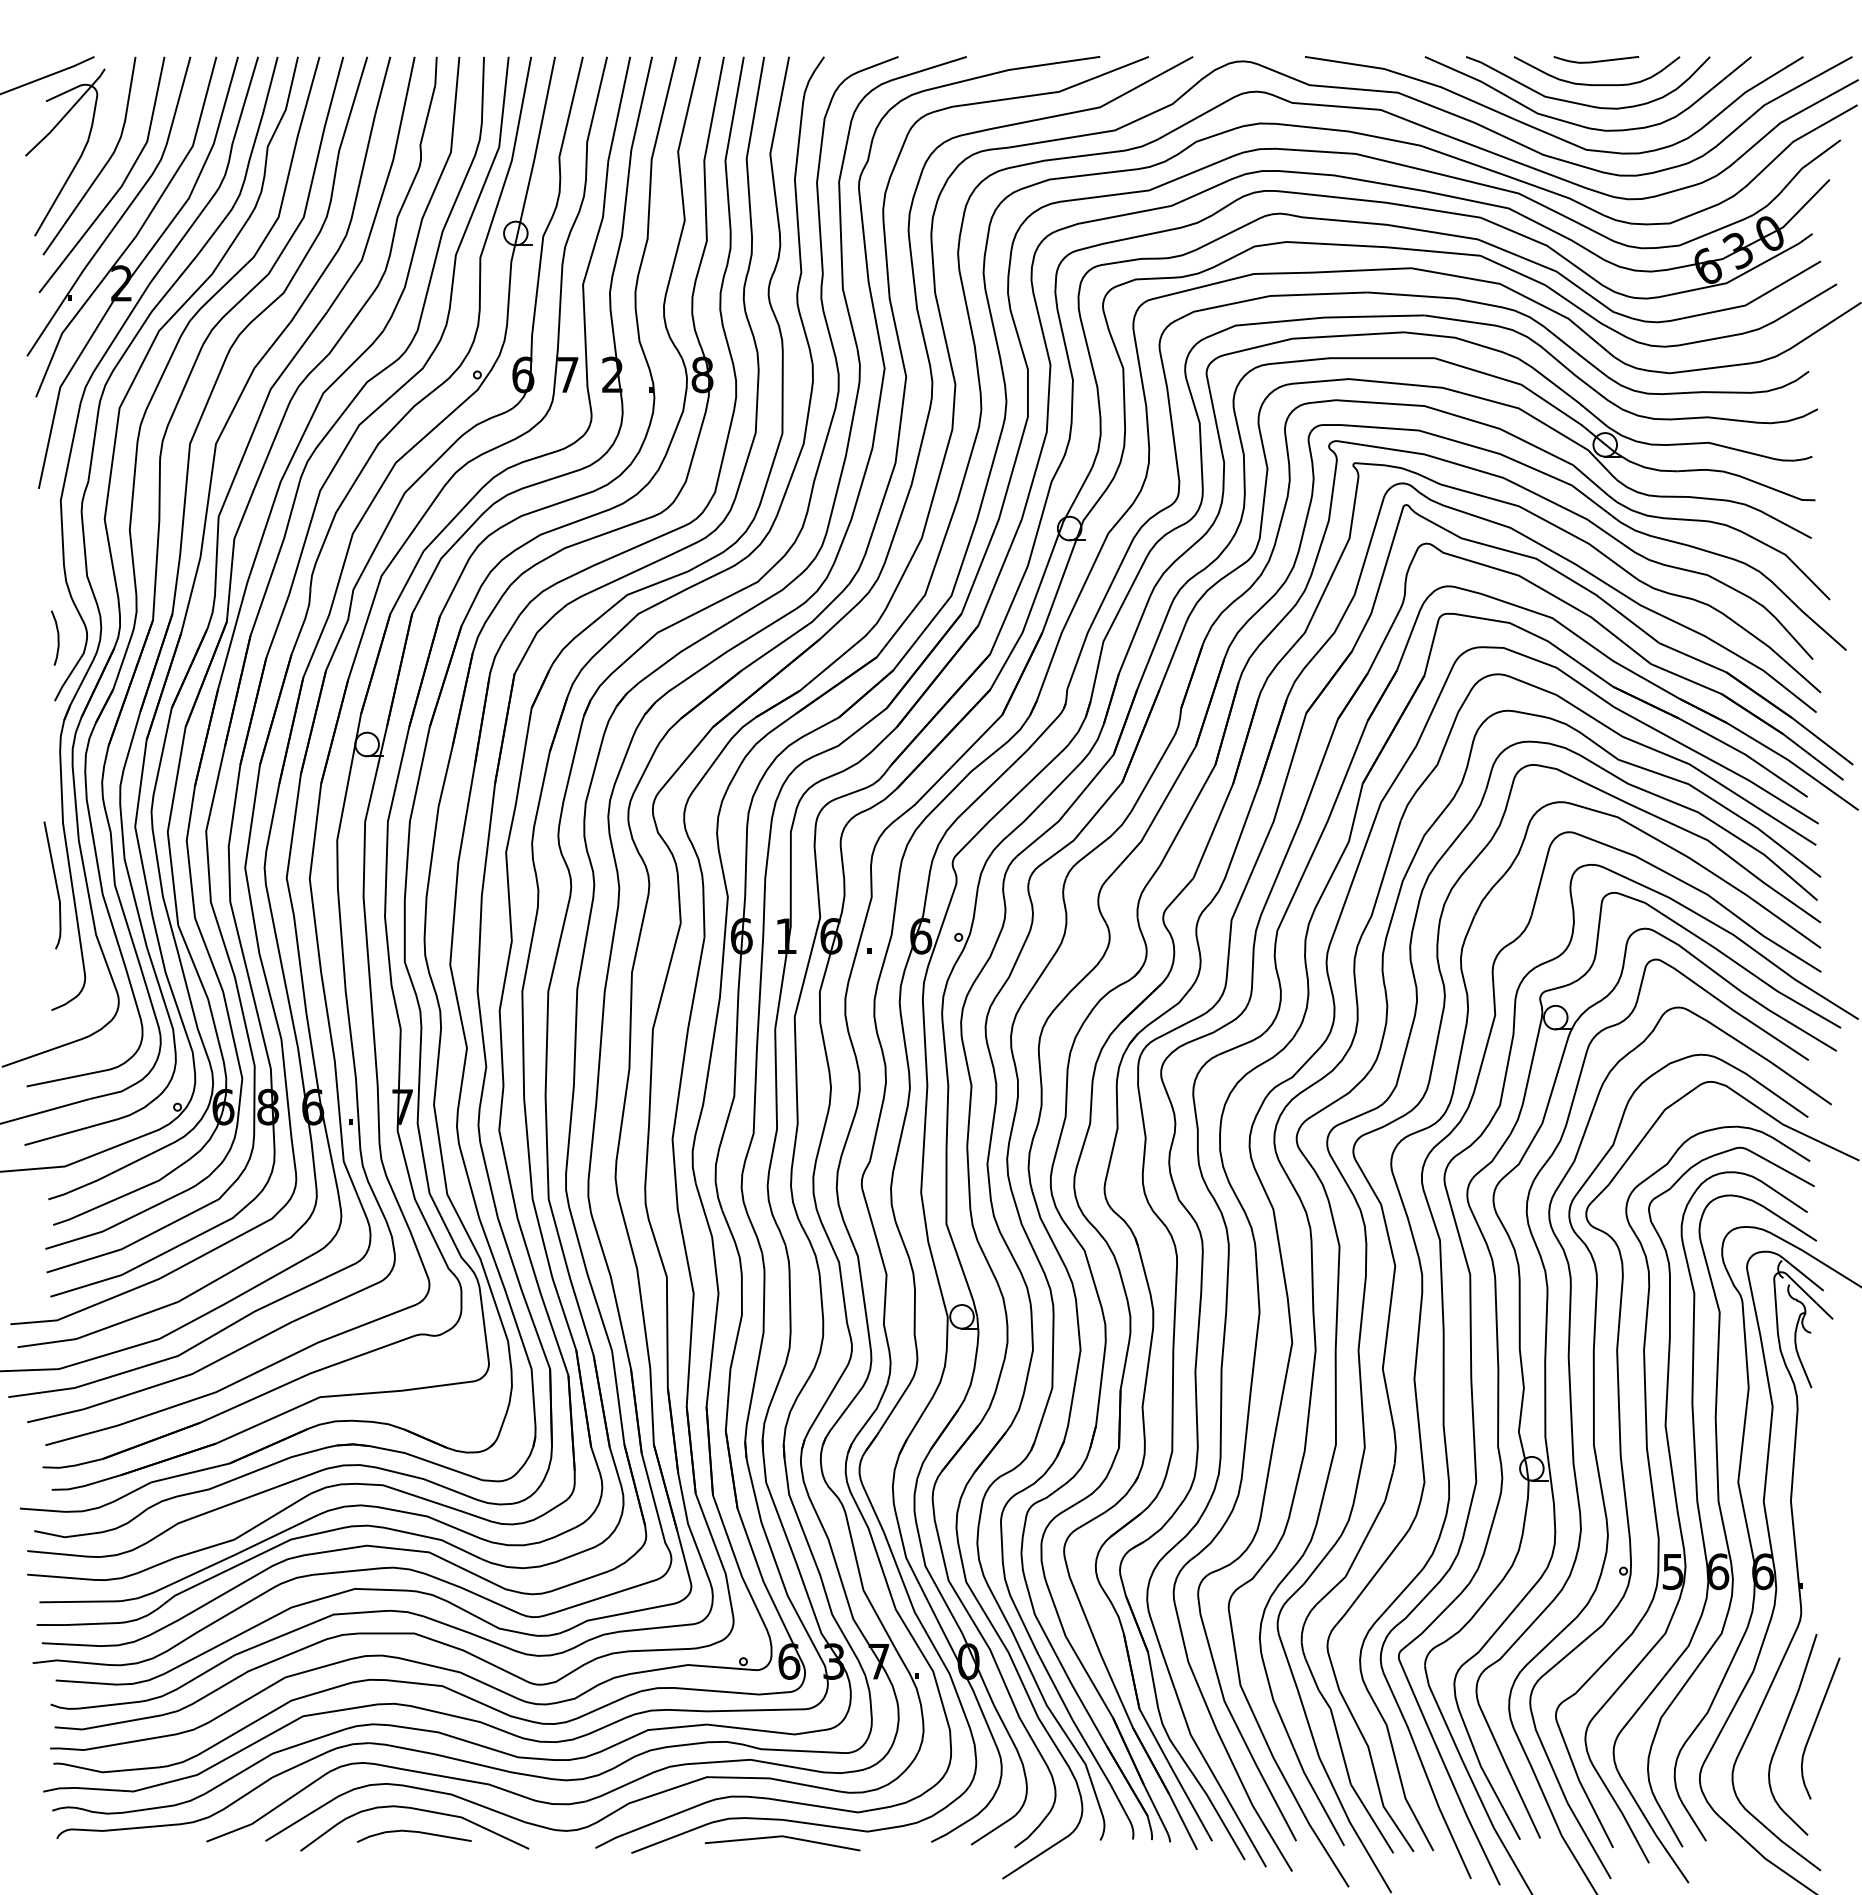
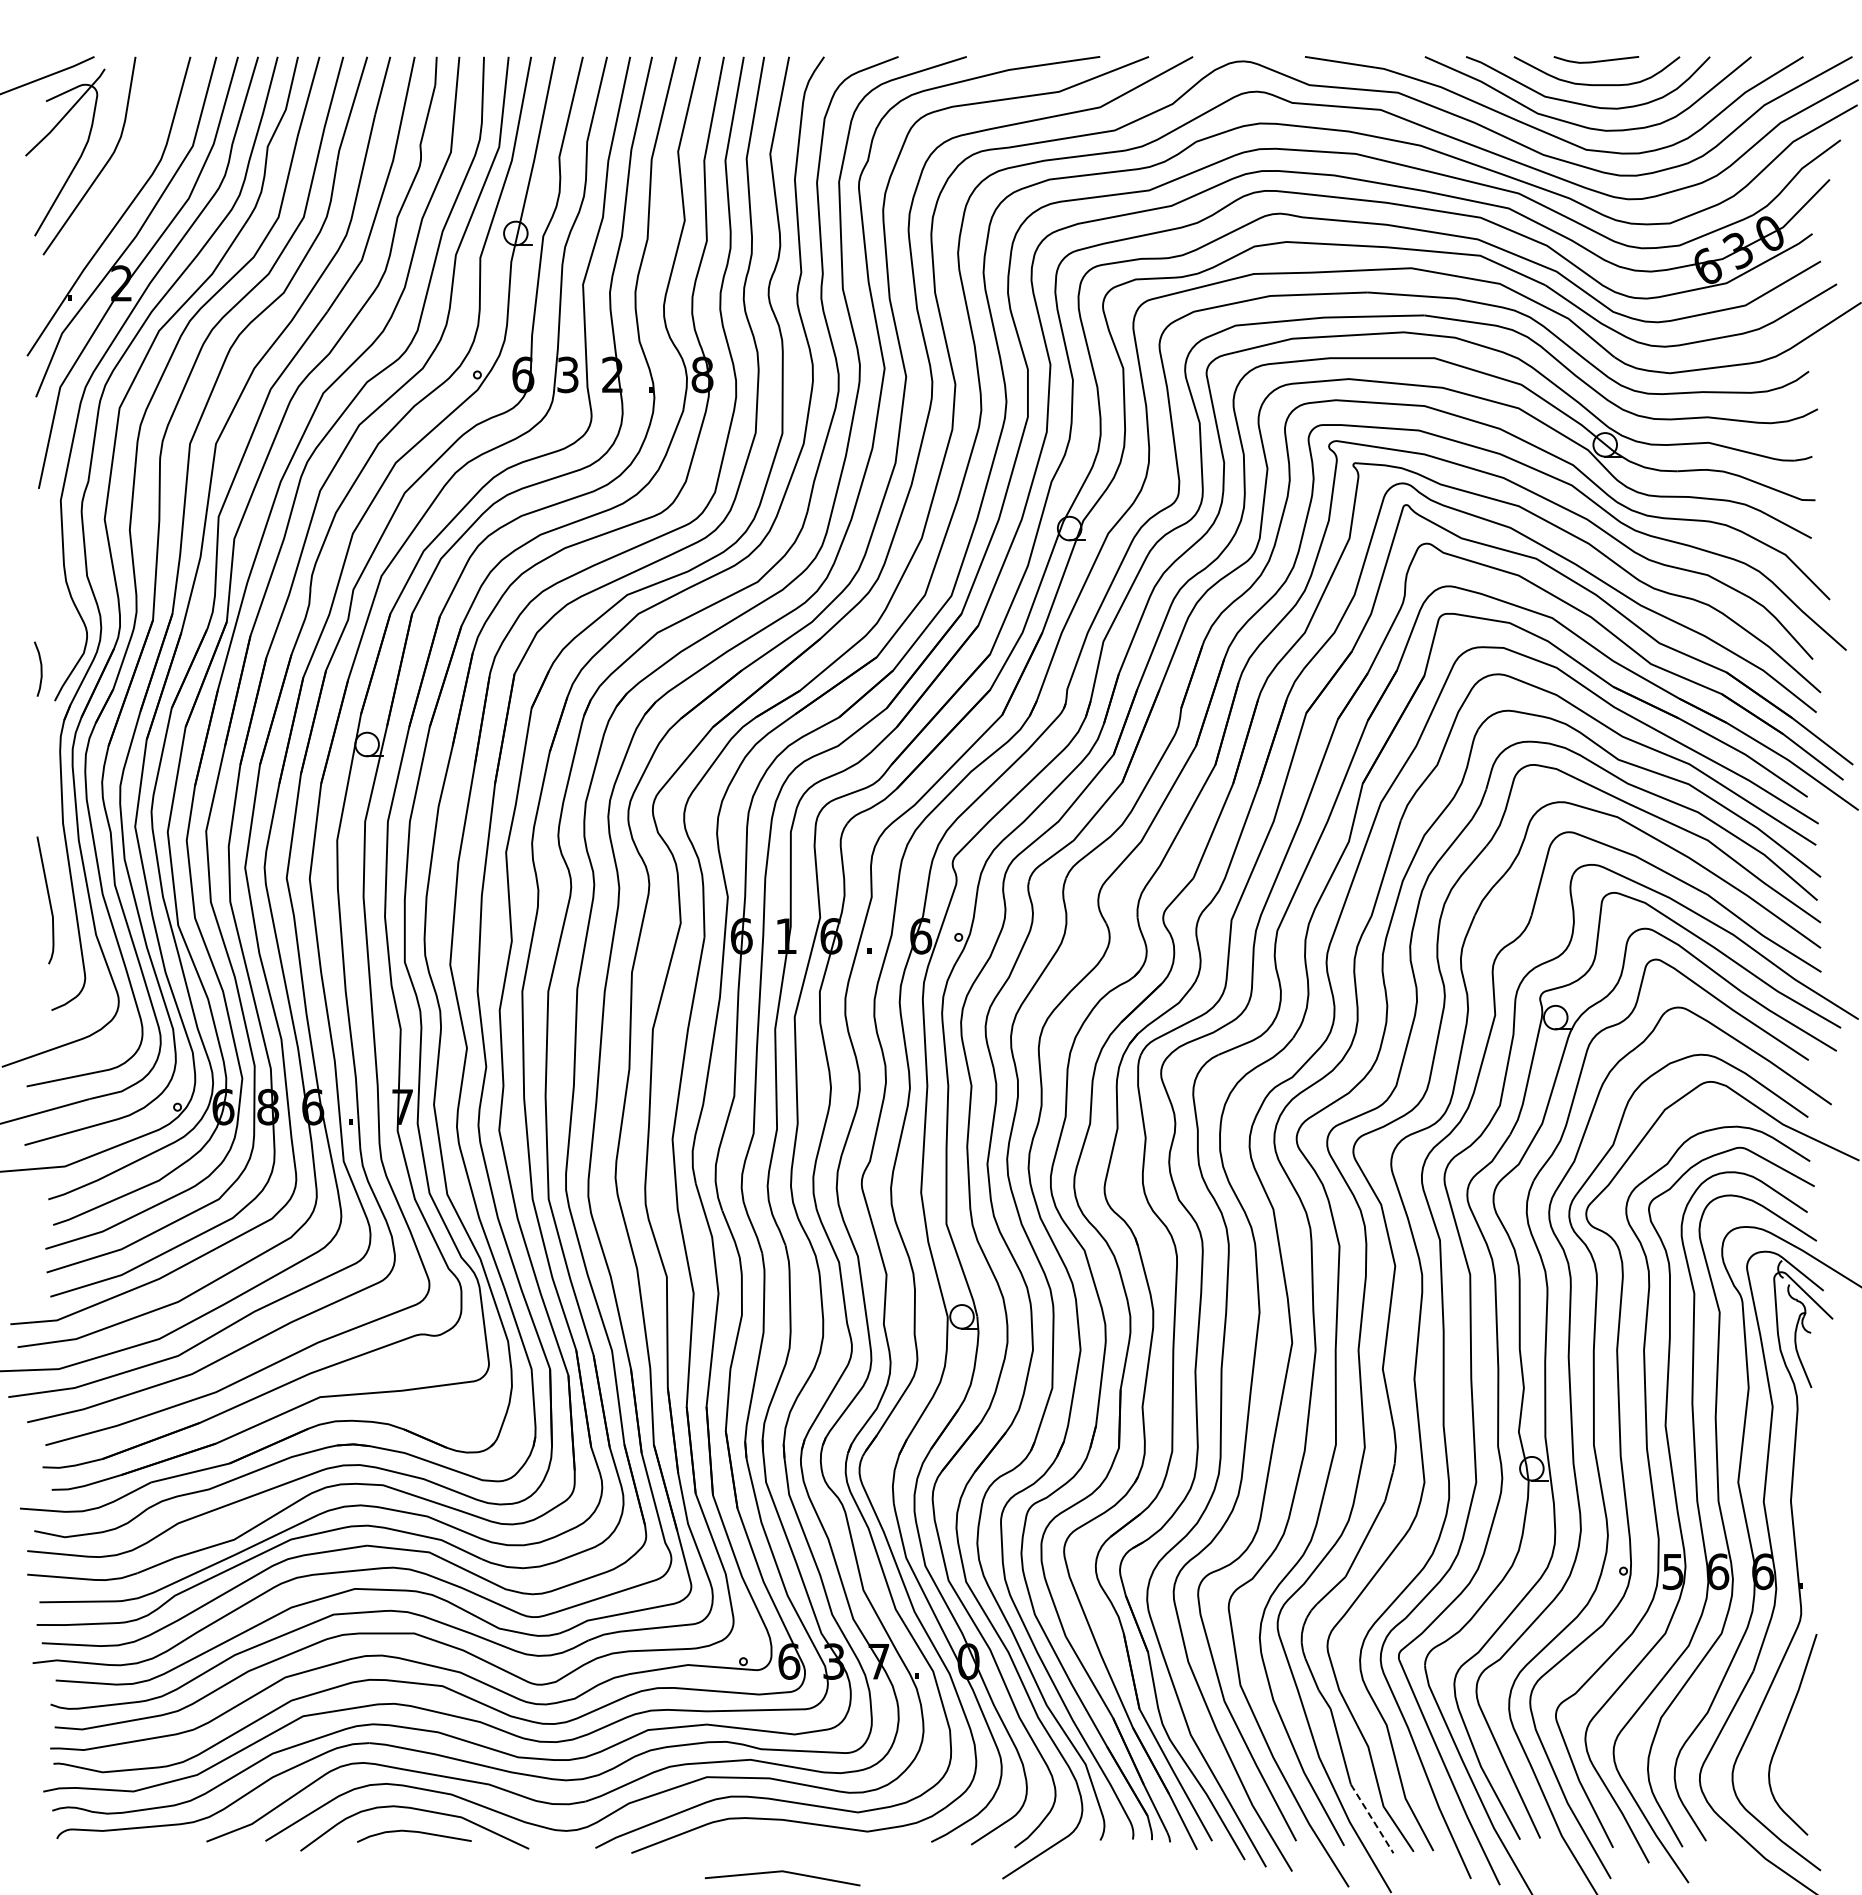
line: present -> none (118, 188)
text: 7 -> 3 (567, 374)
curve position: (57, 637) -> (40, 668) (40, 668)
curve position: (55, 885) -> (48, 900) (48, 900)
curve: present -> none (1814, 1727)
line: solid -> dashed (1372, 1819)
line position: (782, 1837) -> (782, 1872) (782, 1872)
